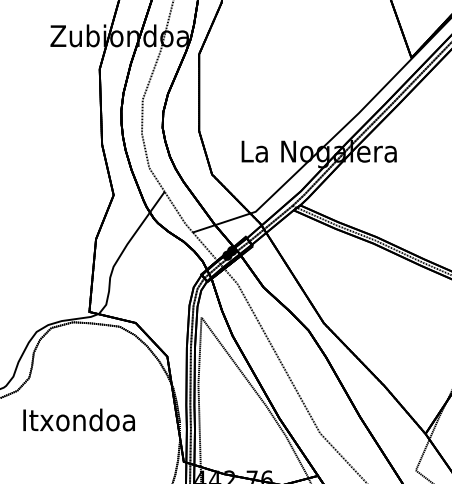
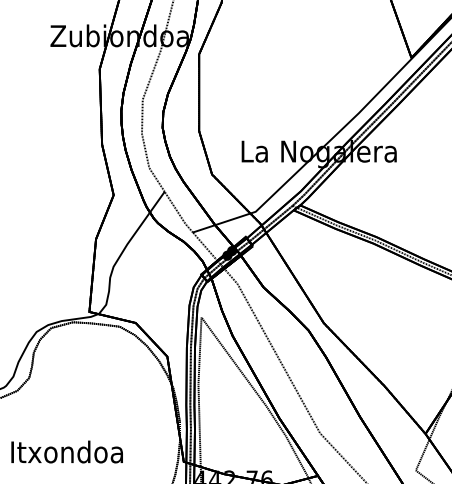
text position: (78, 419) -> (66, 451) (66, 451)
